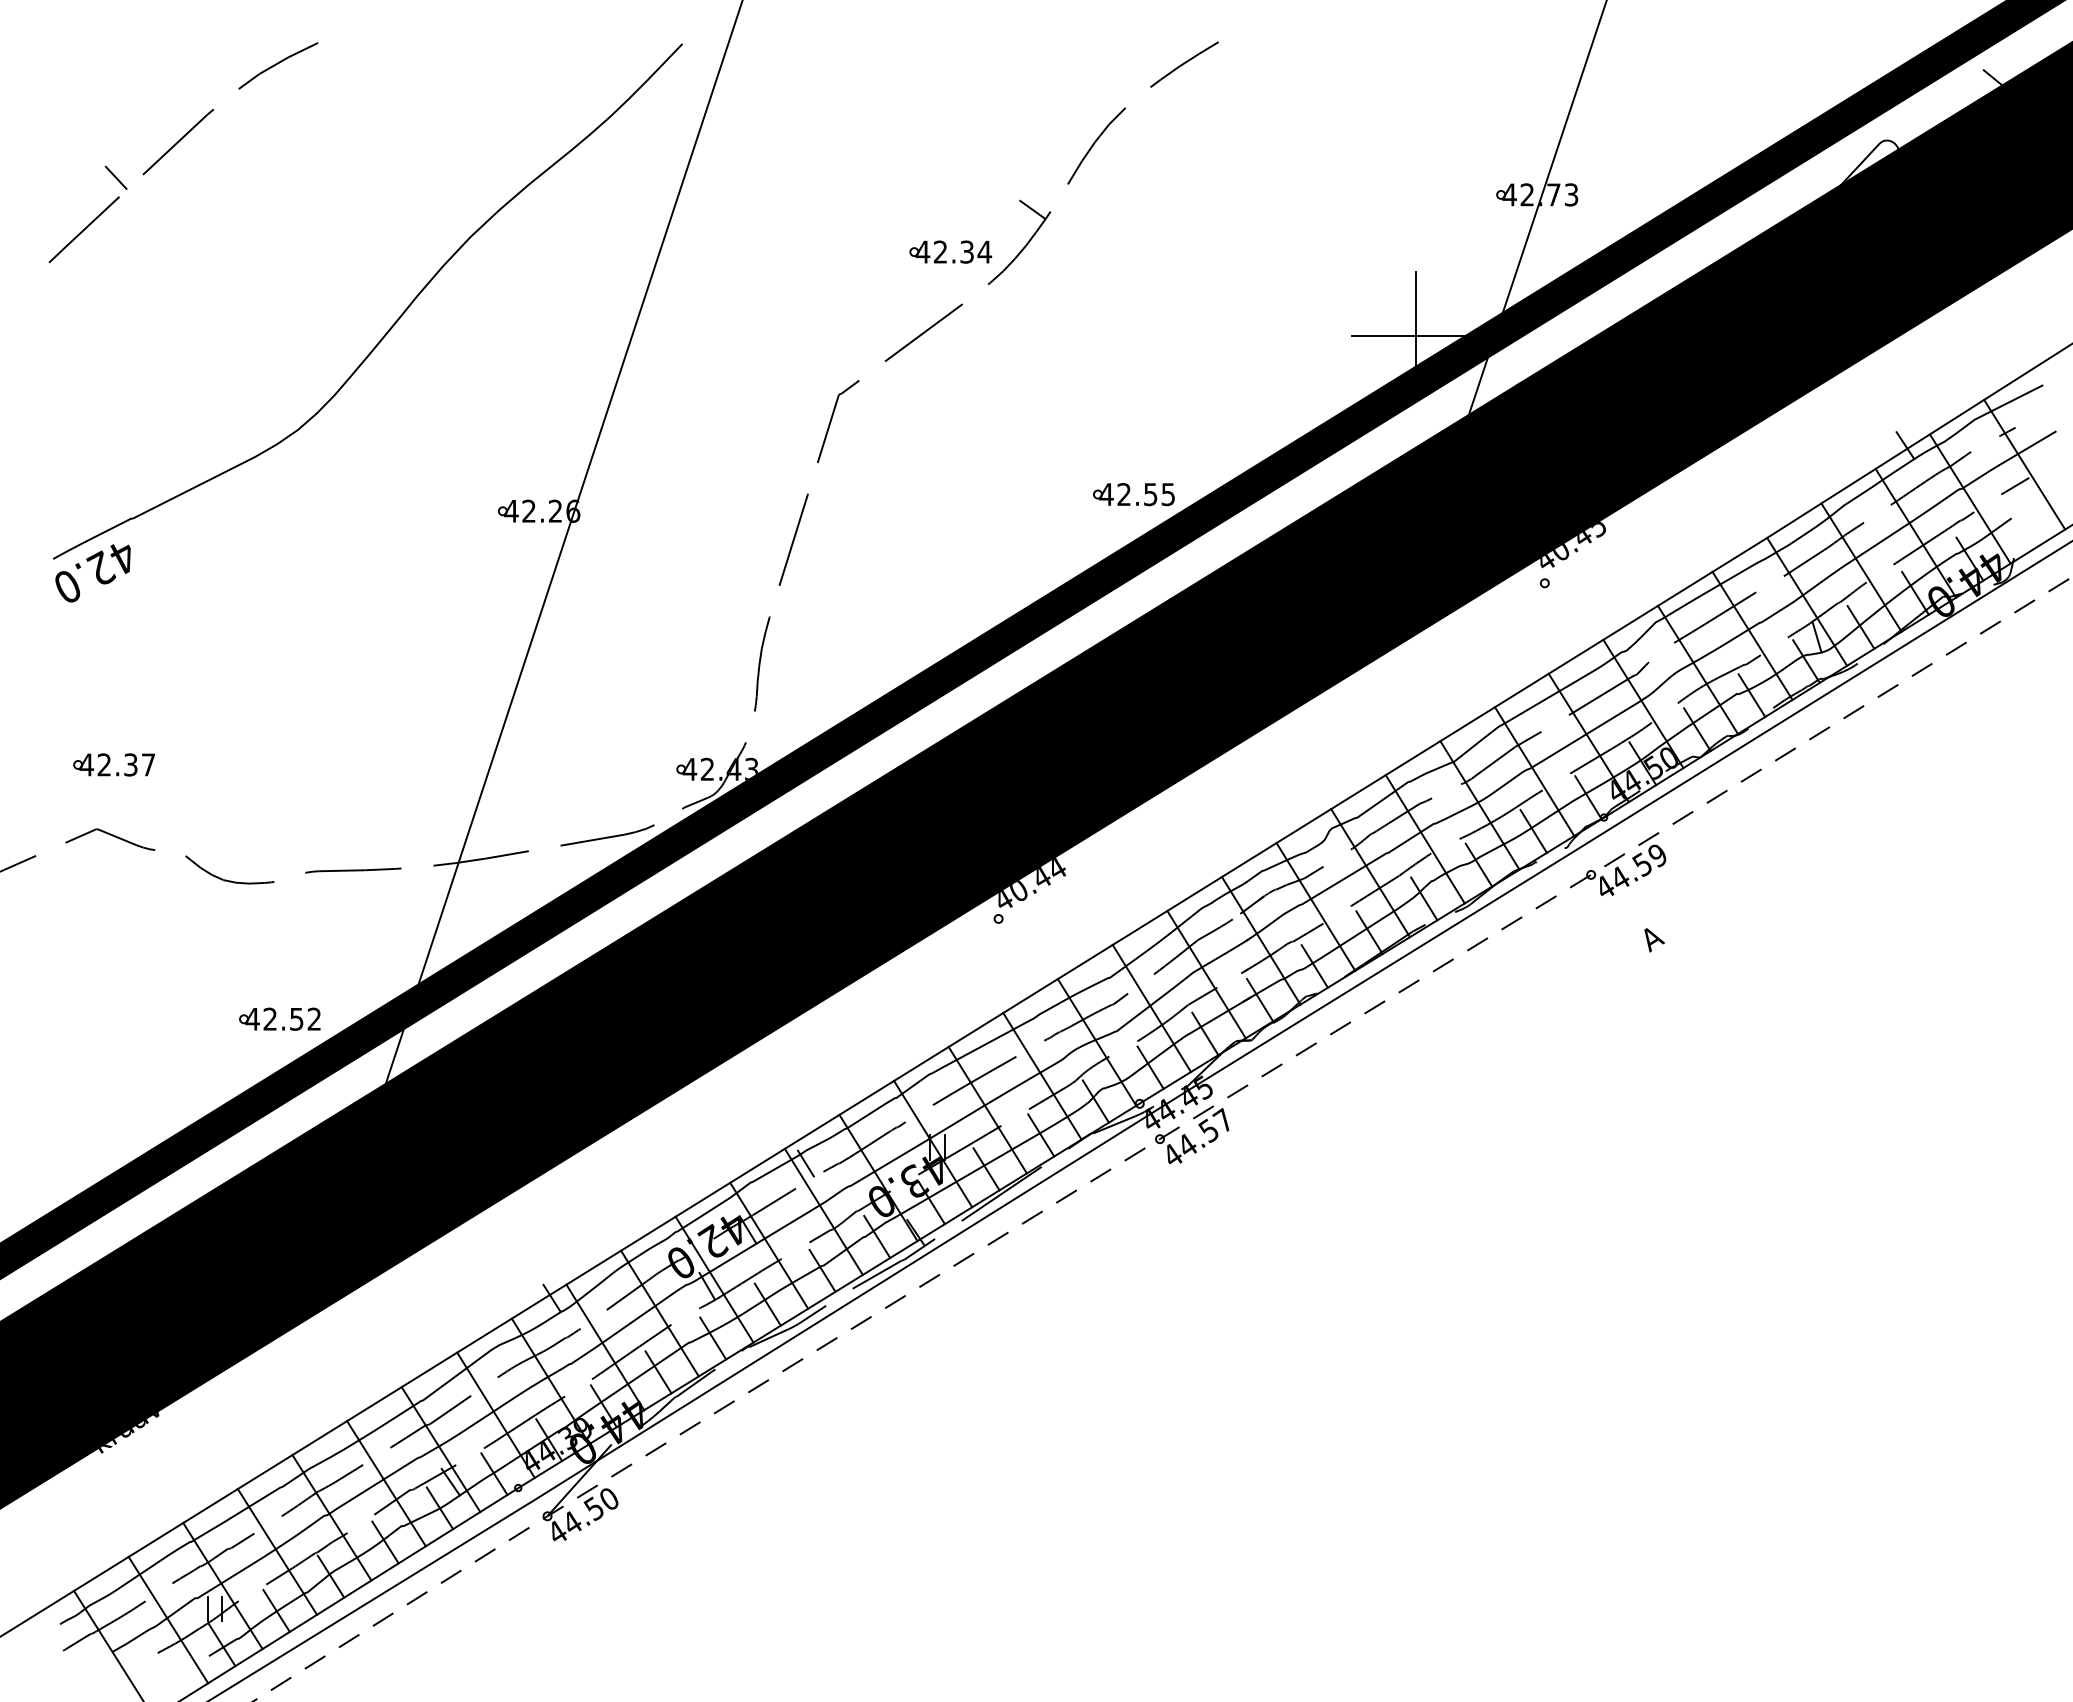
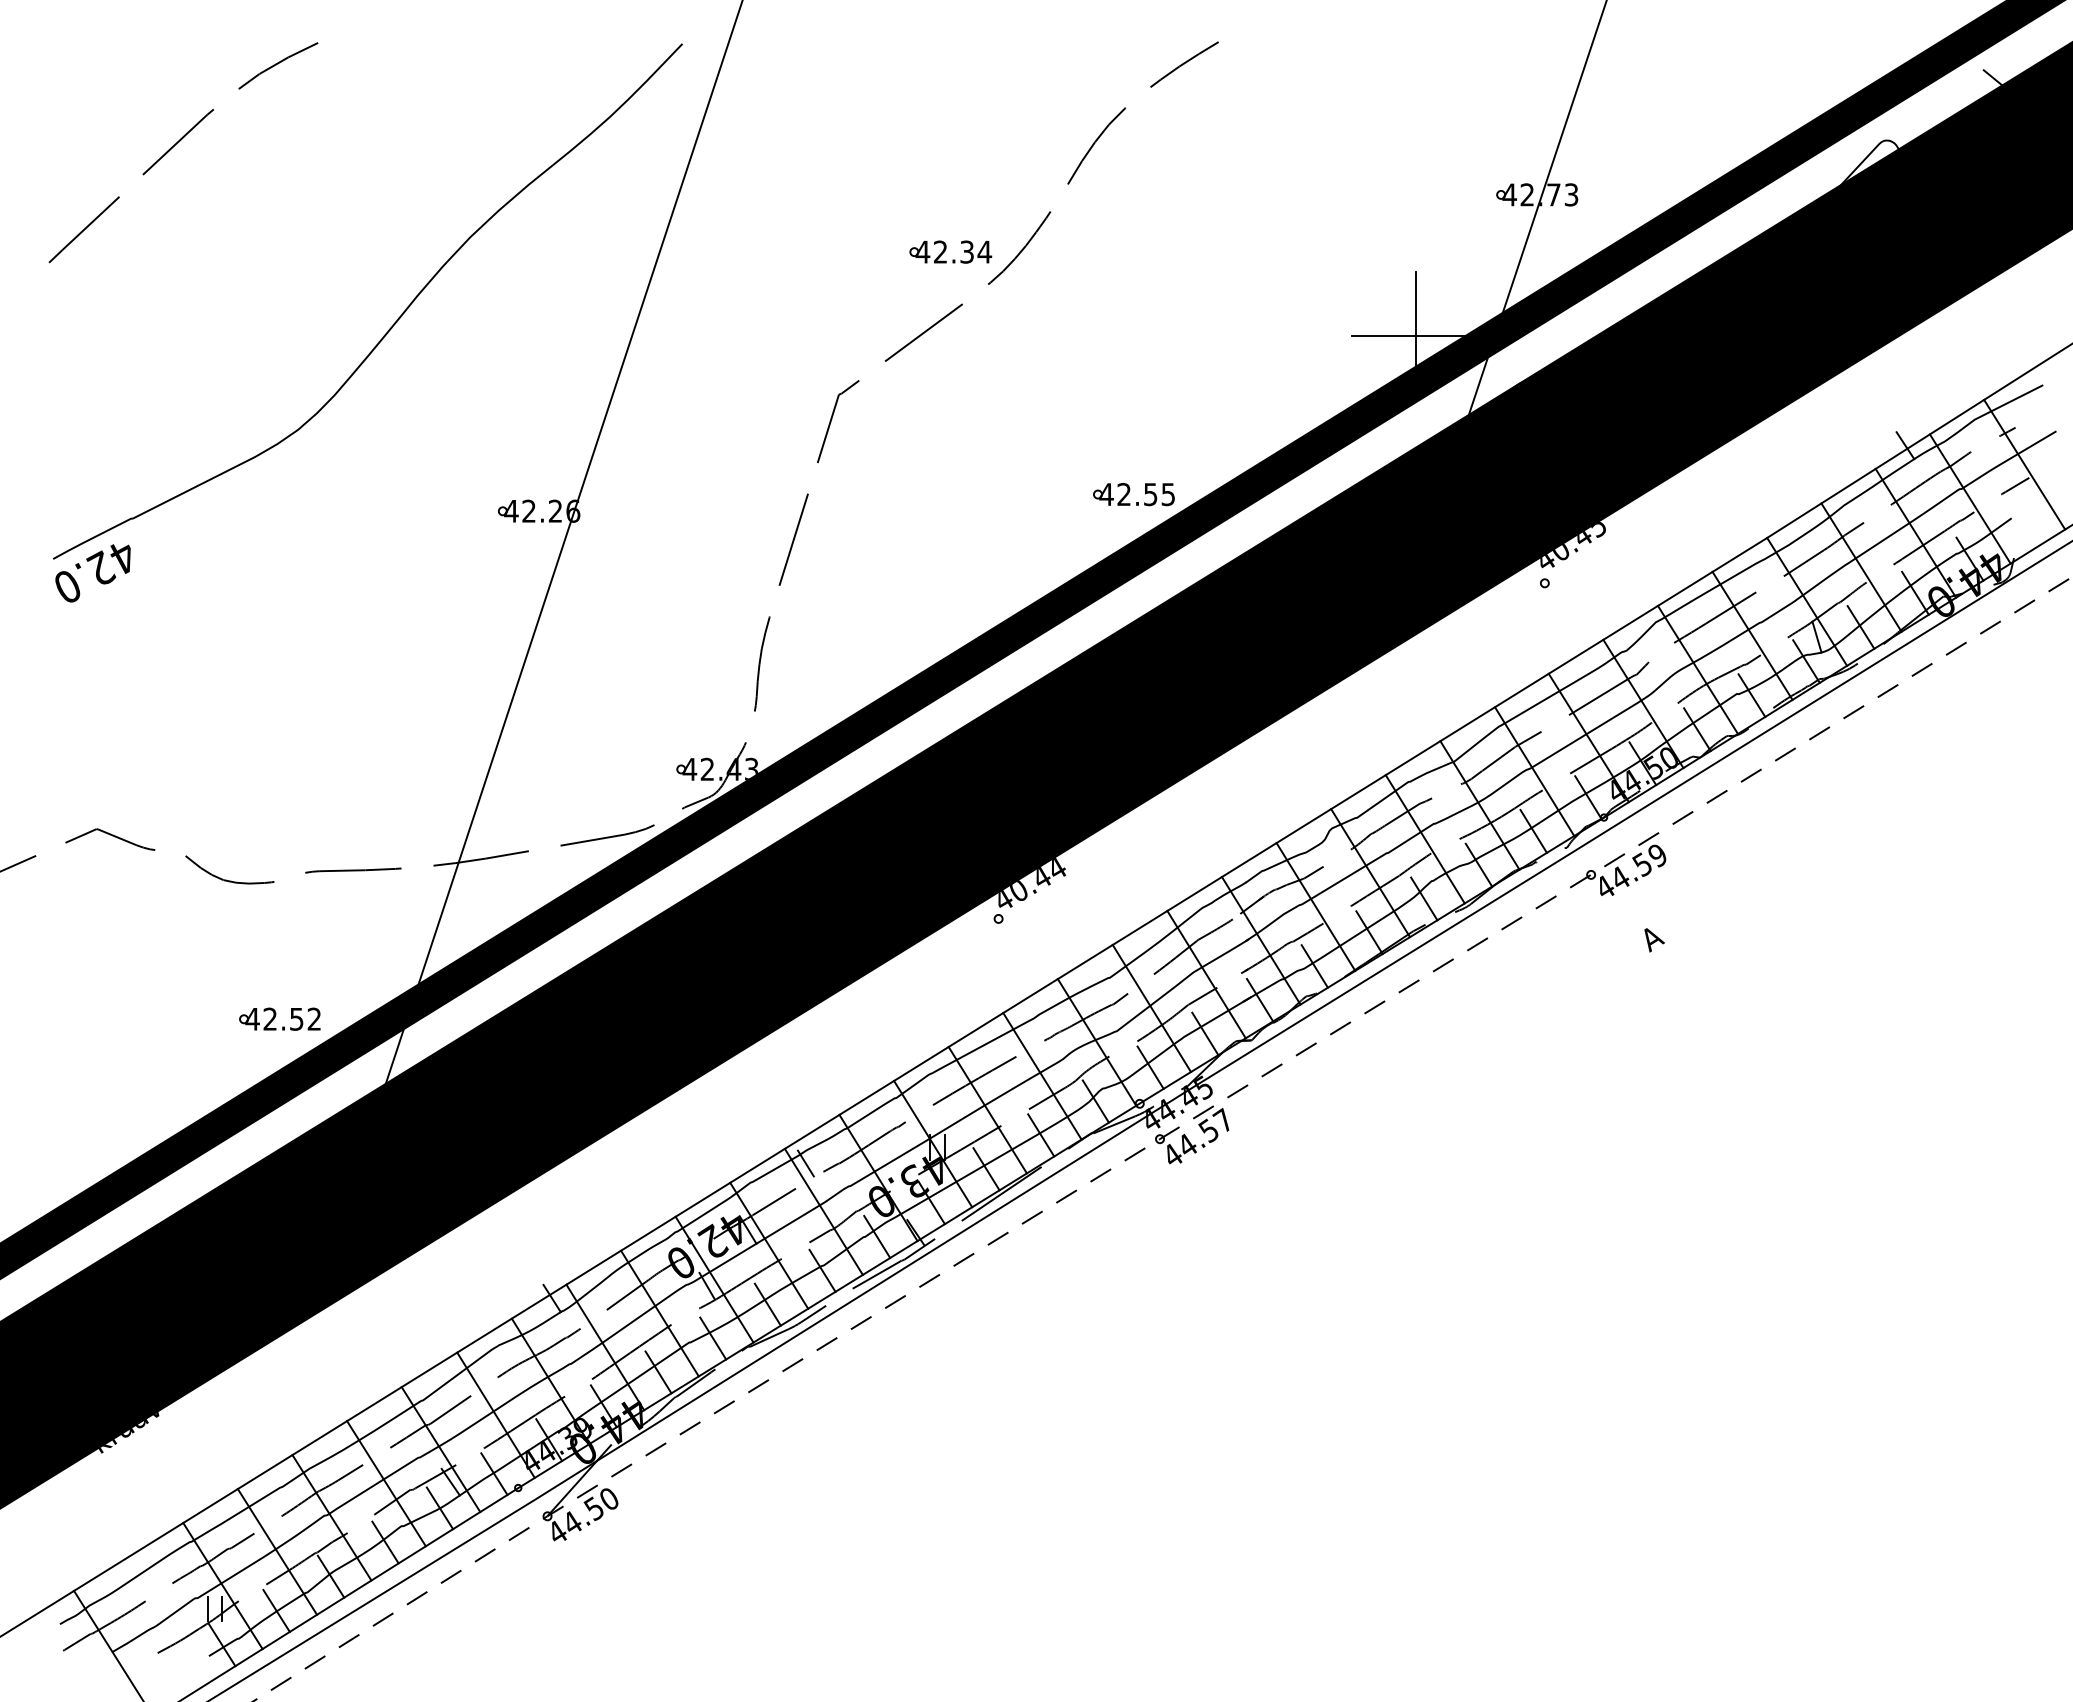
line: present -> none (116, 177)
line: present -> none (1032, 209)
part: present -> none (113, 764)
line: present -> none (168, 1619)
